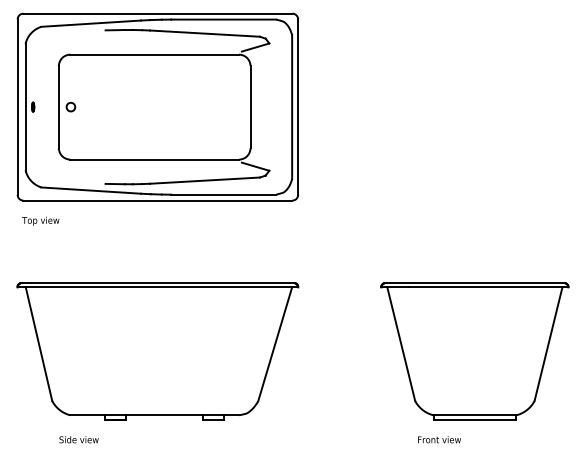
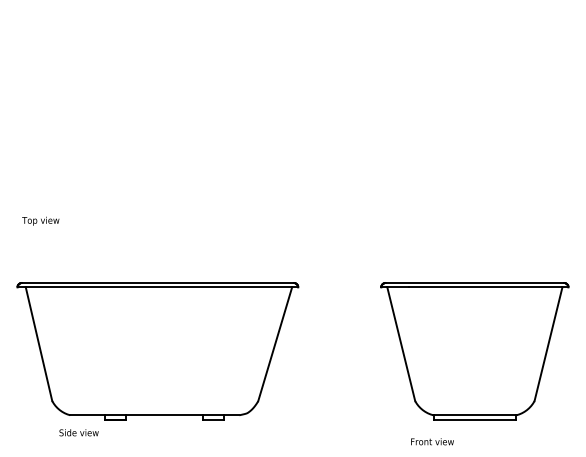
part: present -> none (157, 106)
text position: (78, 439) -> (78, 432) (78, 432)
text position: (439, 439) -> (432, 441) (432, 441)
